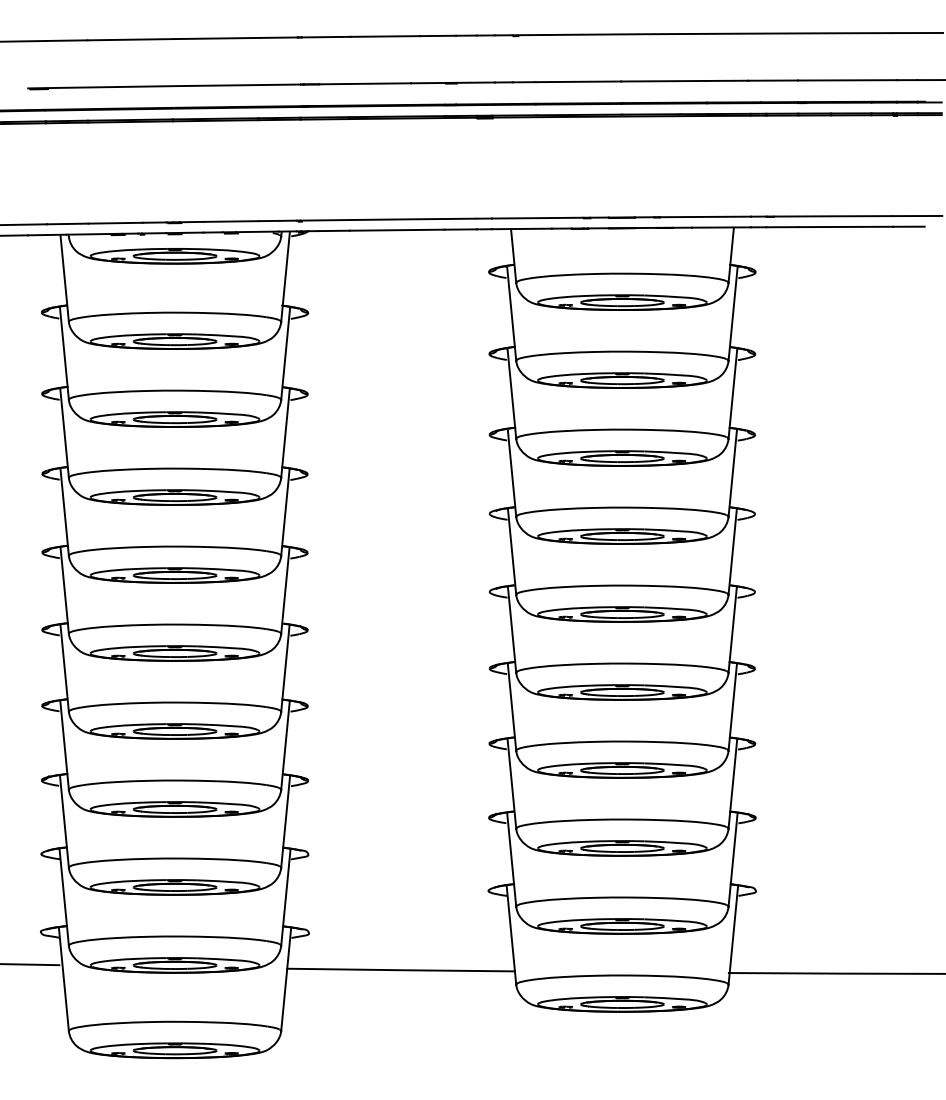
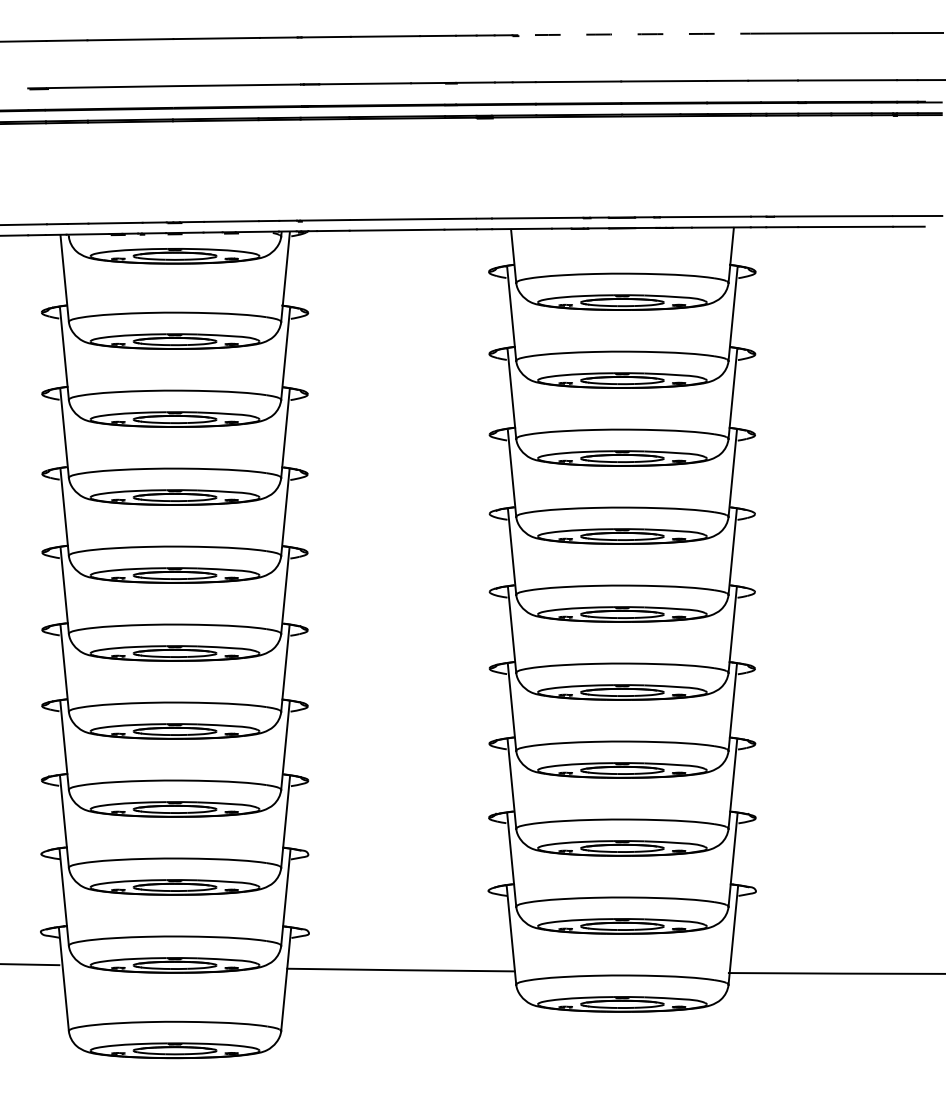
arc: solid -> dashed (641, 34)
